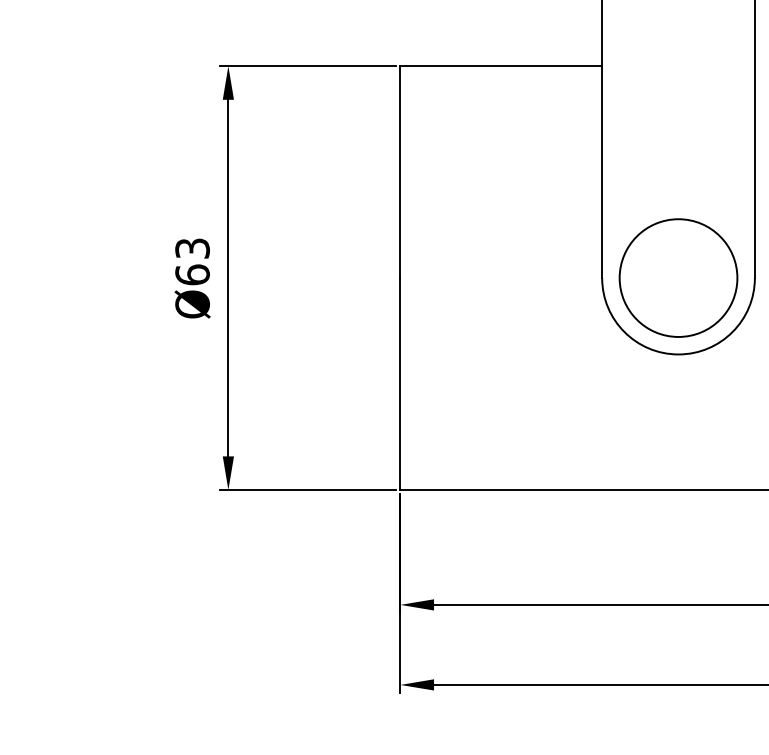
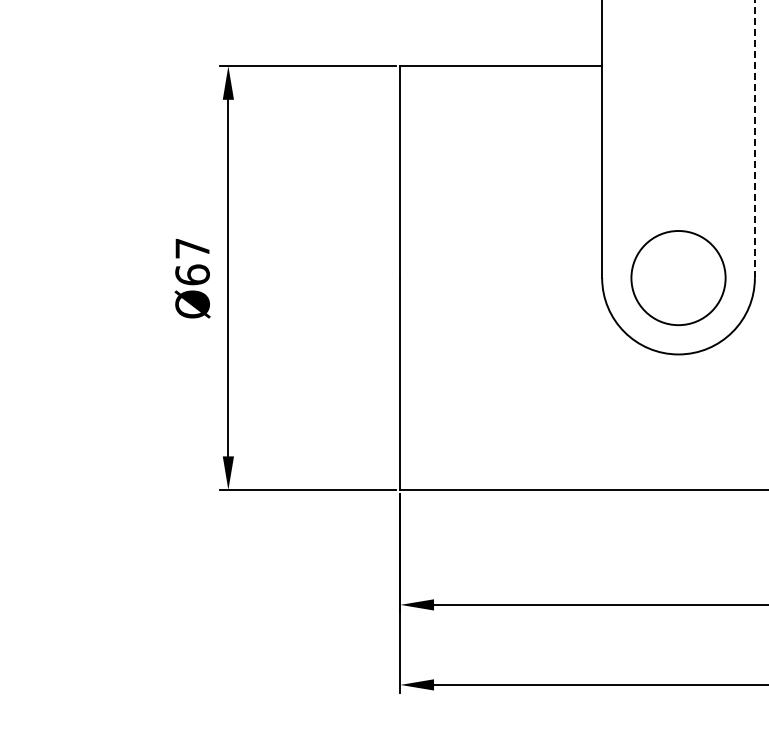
line: solid -> dashed (754, 139)
text: Ø63 -> Ø67 (192, 248)
circle size: 121x120 px -> 97x97 px (678, 278)
